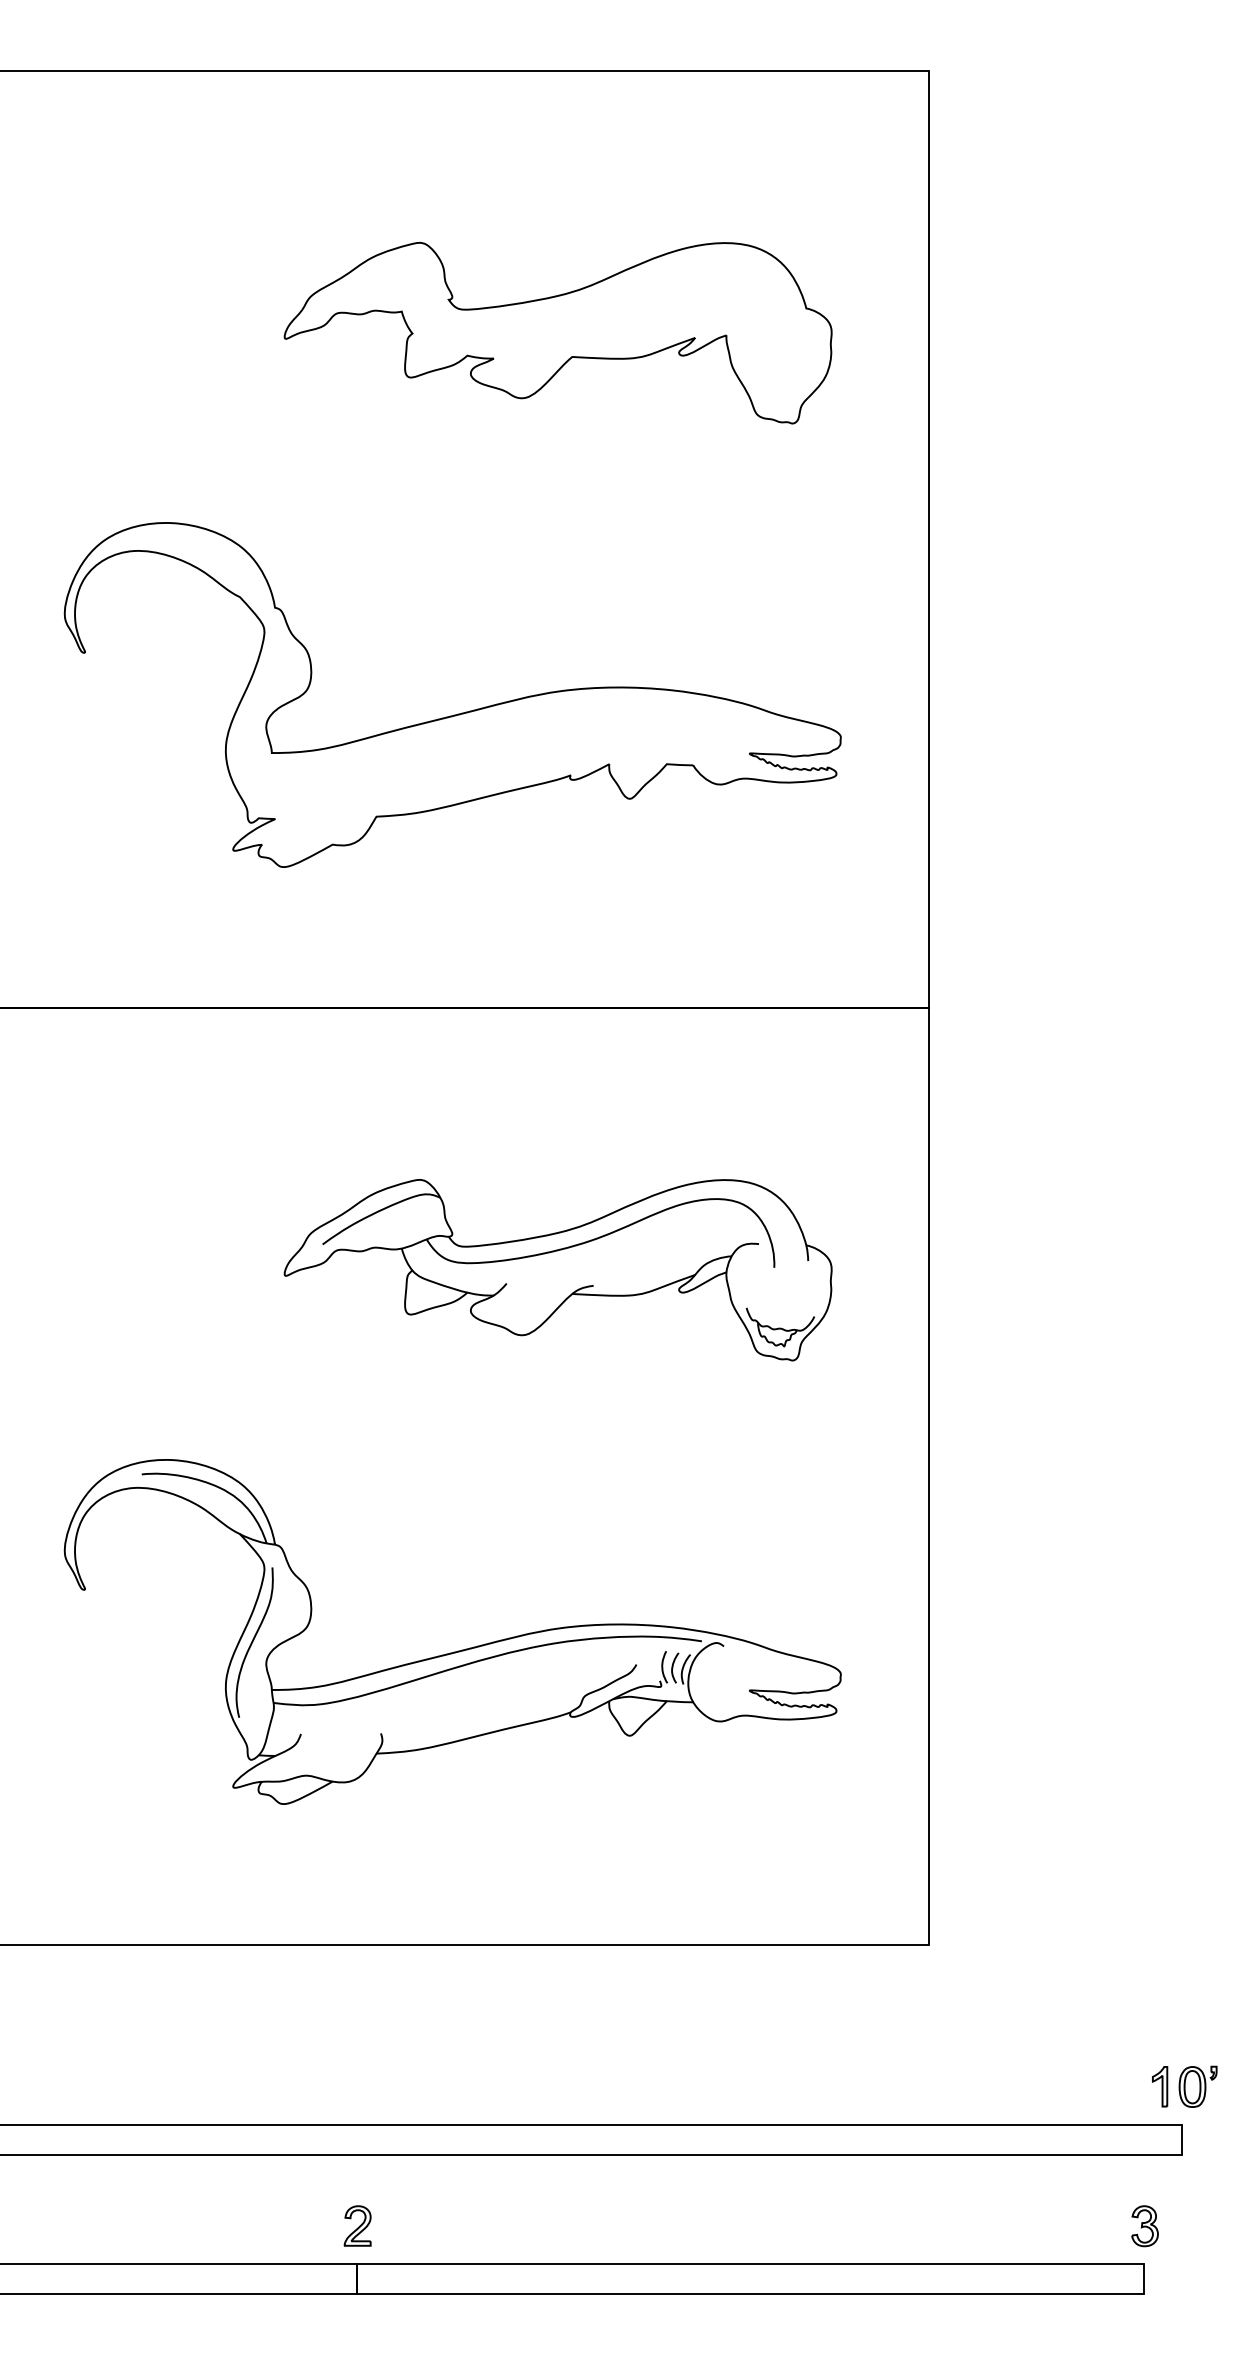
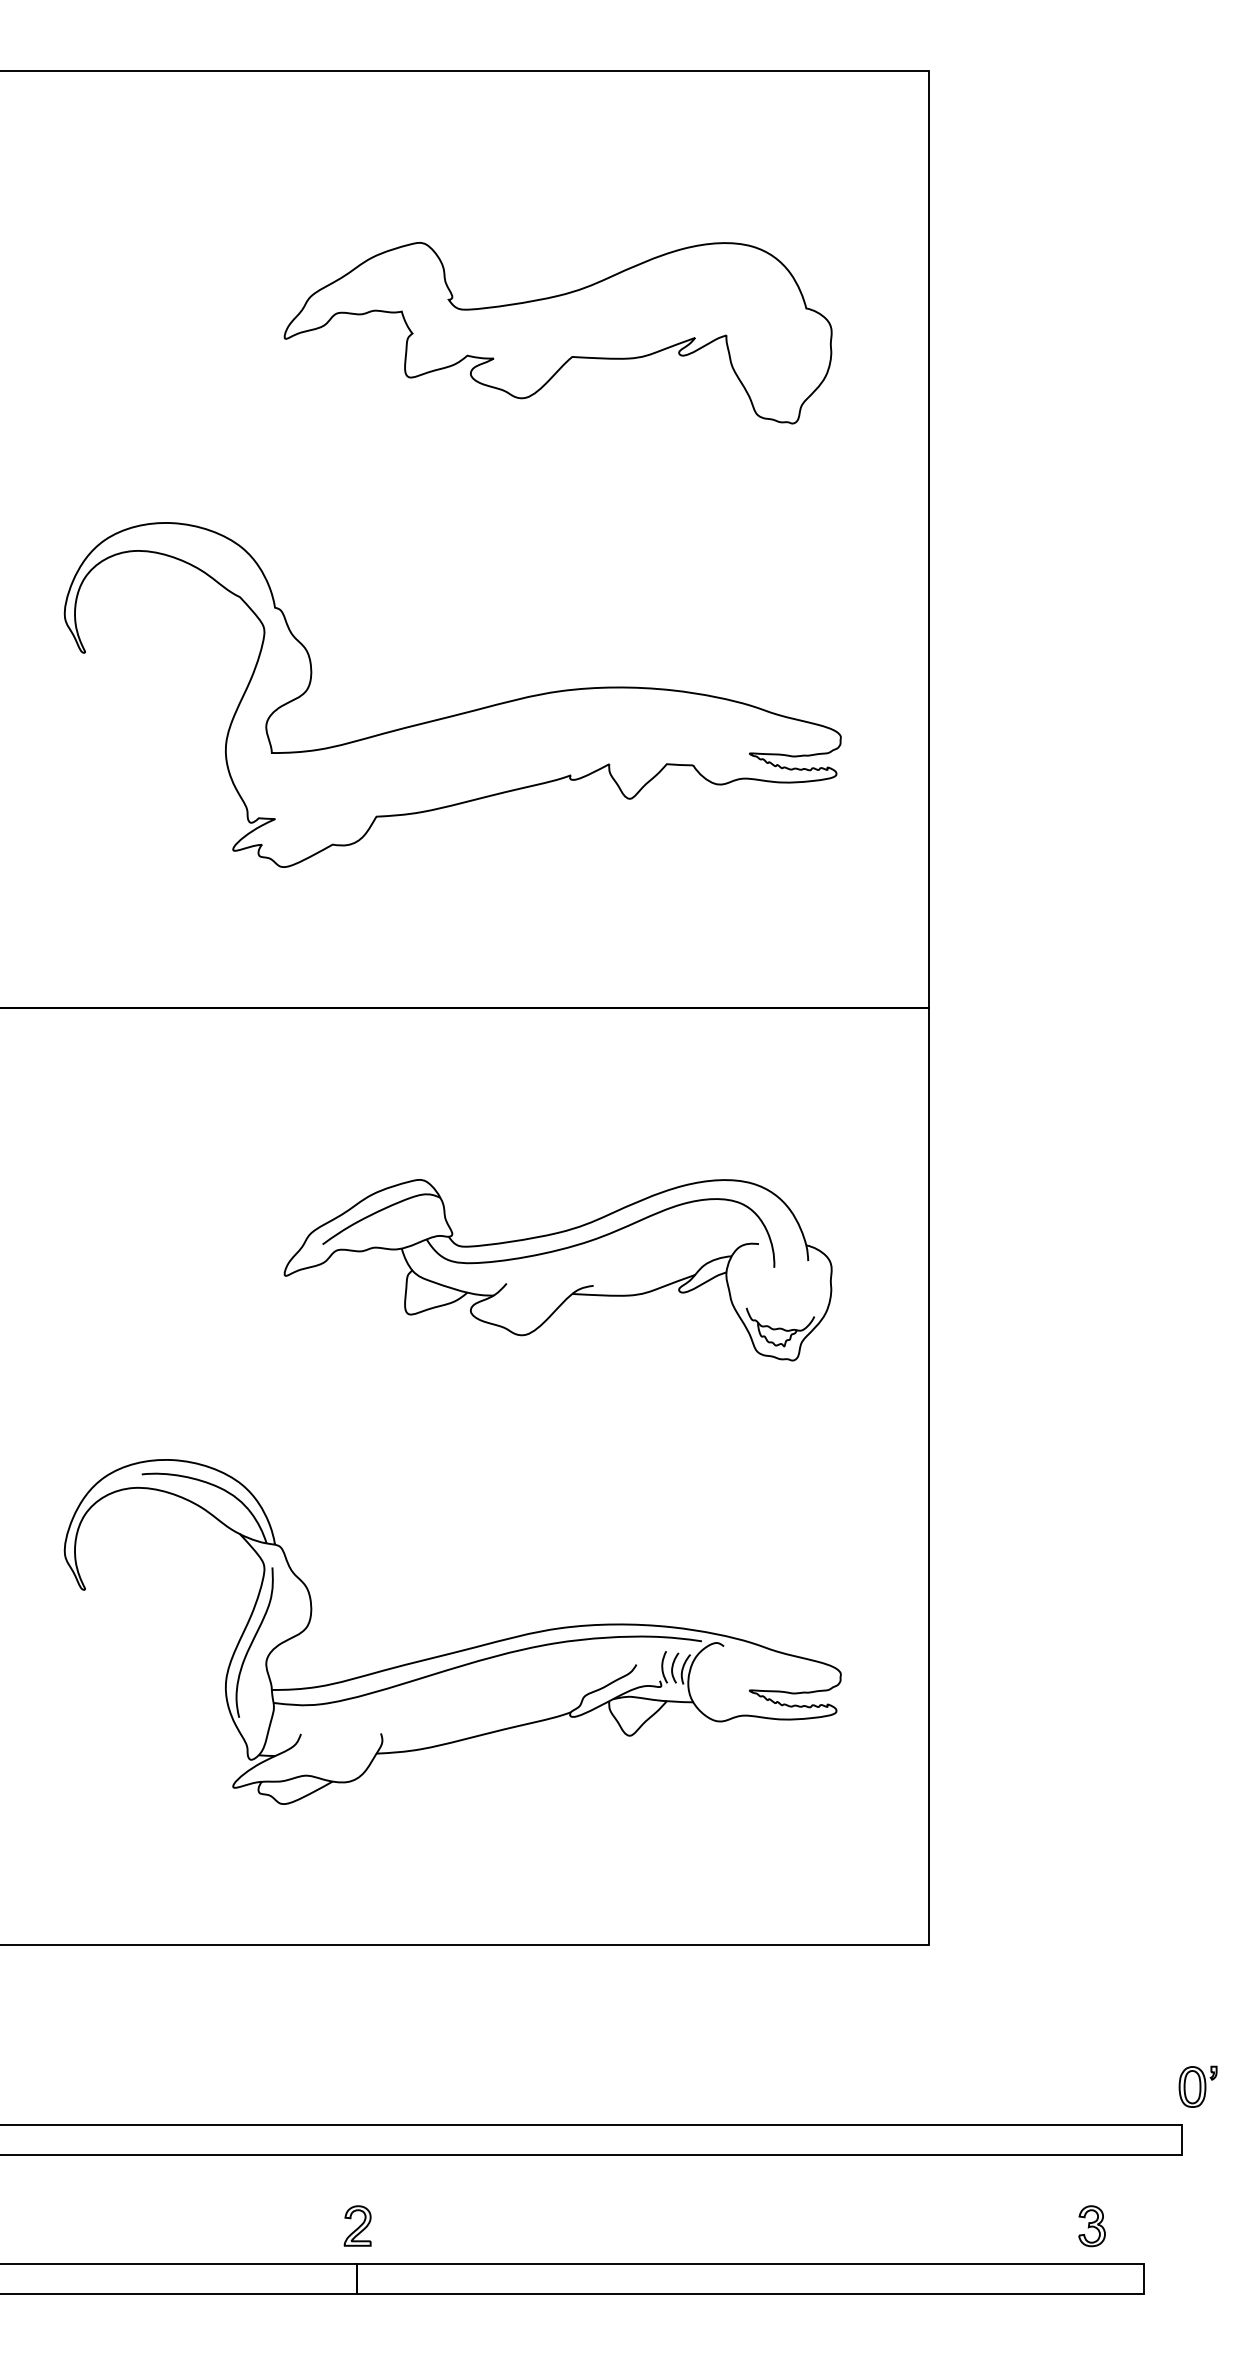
part: present -> none (1160, 2086)
part position: (1144, 2226) -> (1091, 2226) (1091, 2226)
